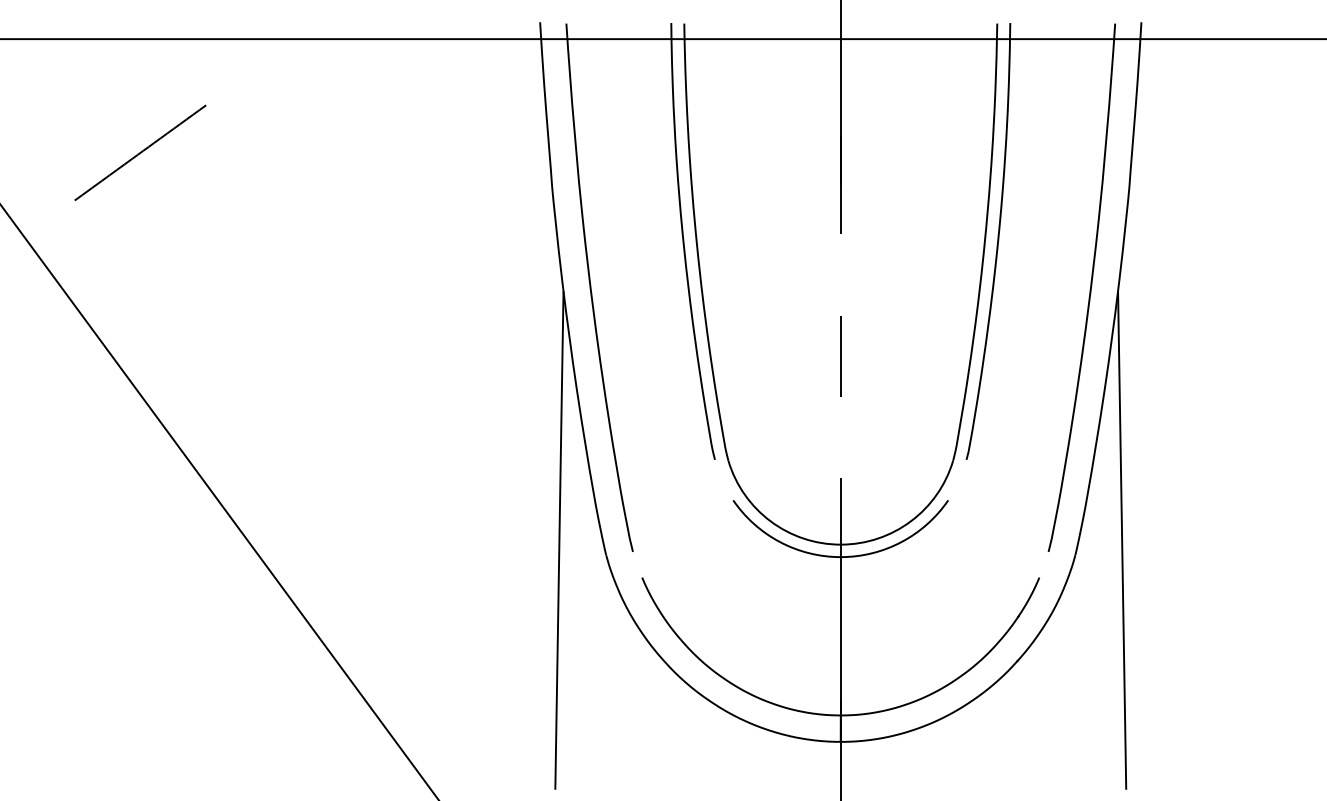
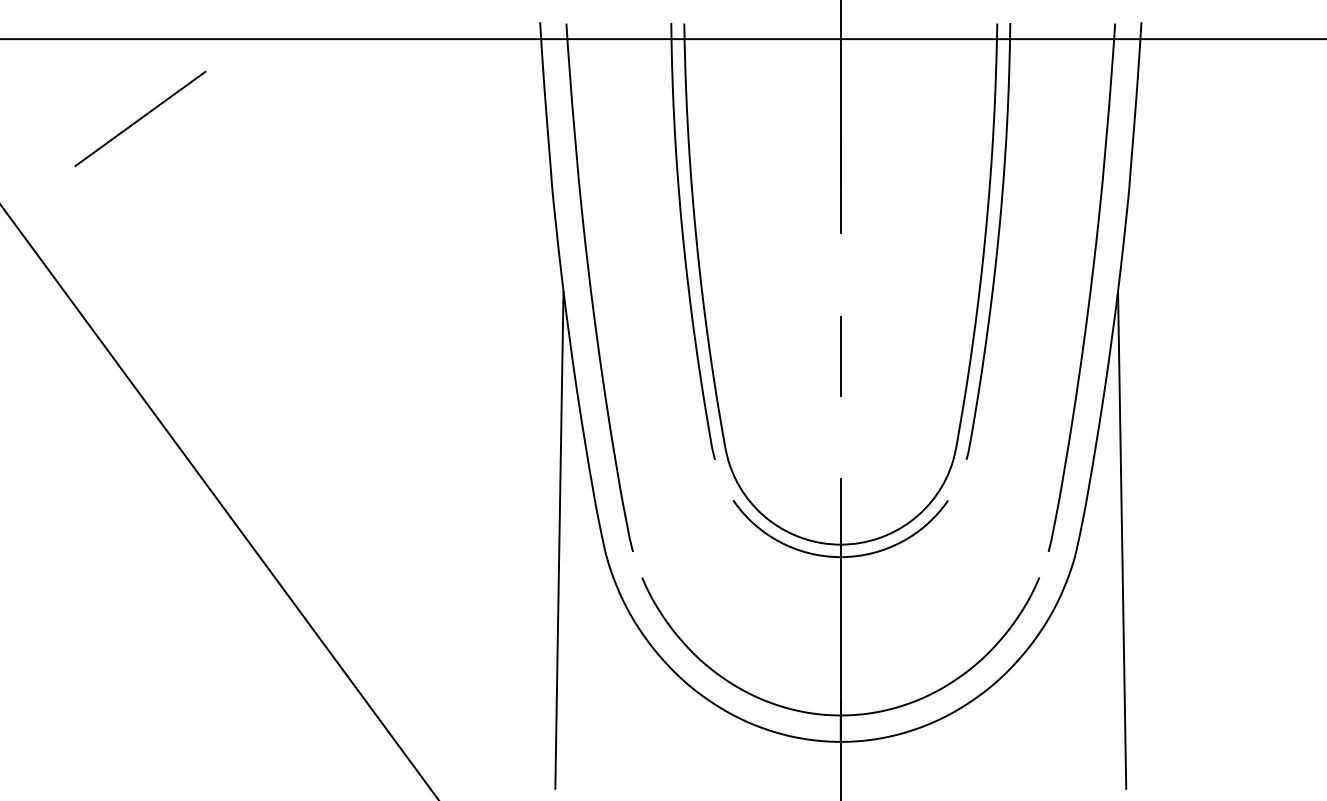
line position: (140, 152) -> (140, 118) (140, 118)
